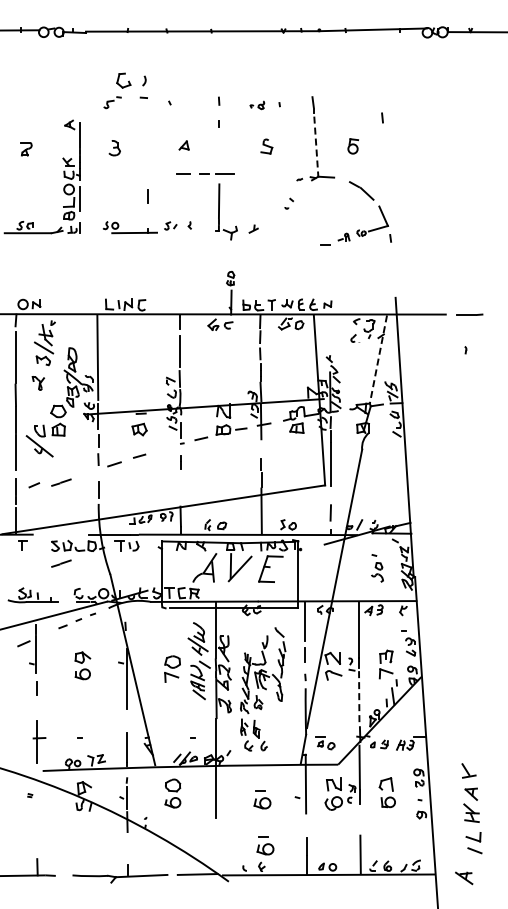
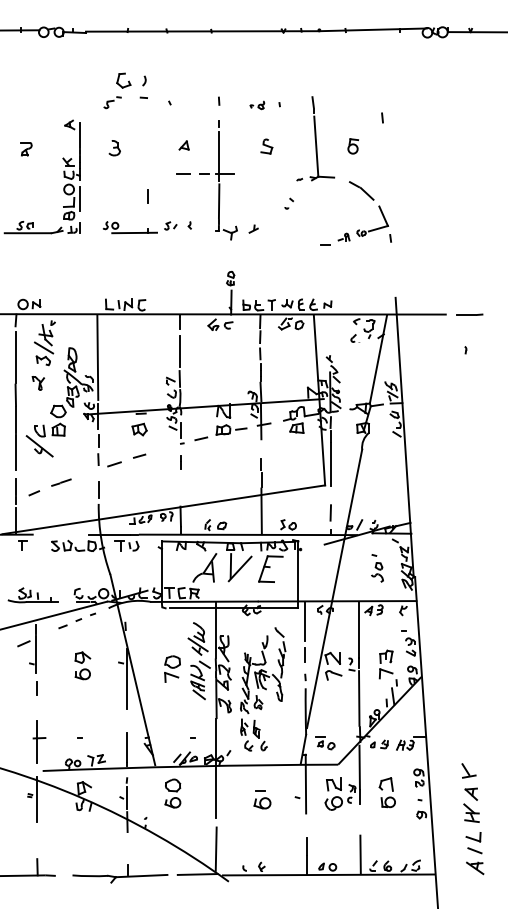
line: dashed -> solid (316, 147)
line: none -> present (219, 156)
line: dashed -> solid (378, 359)
line position: (34, 485) -> (34, 493) (34, 493)
line: present -> none (61, 563)
line: dashed -> solid (359, 698)
line: none -> present (37, 798)
part: present -> none (265, 845)
line: none -> present (215, 848)
part position: (464, 878) -> (475, 868) (475, 868)
